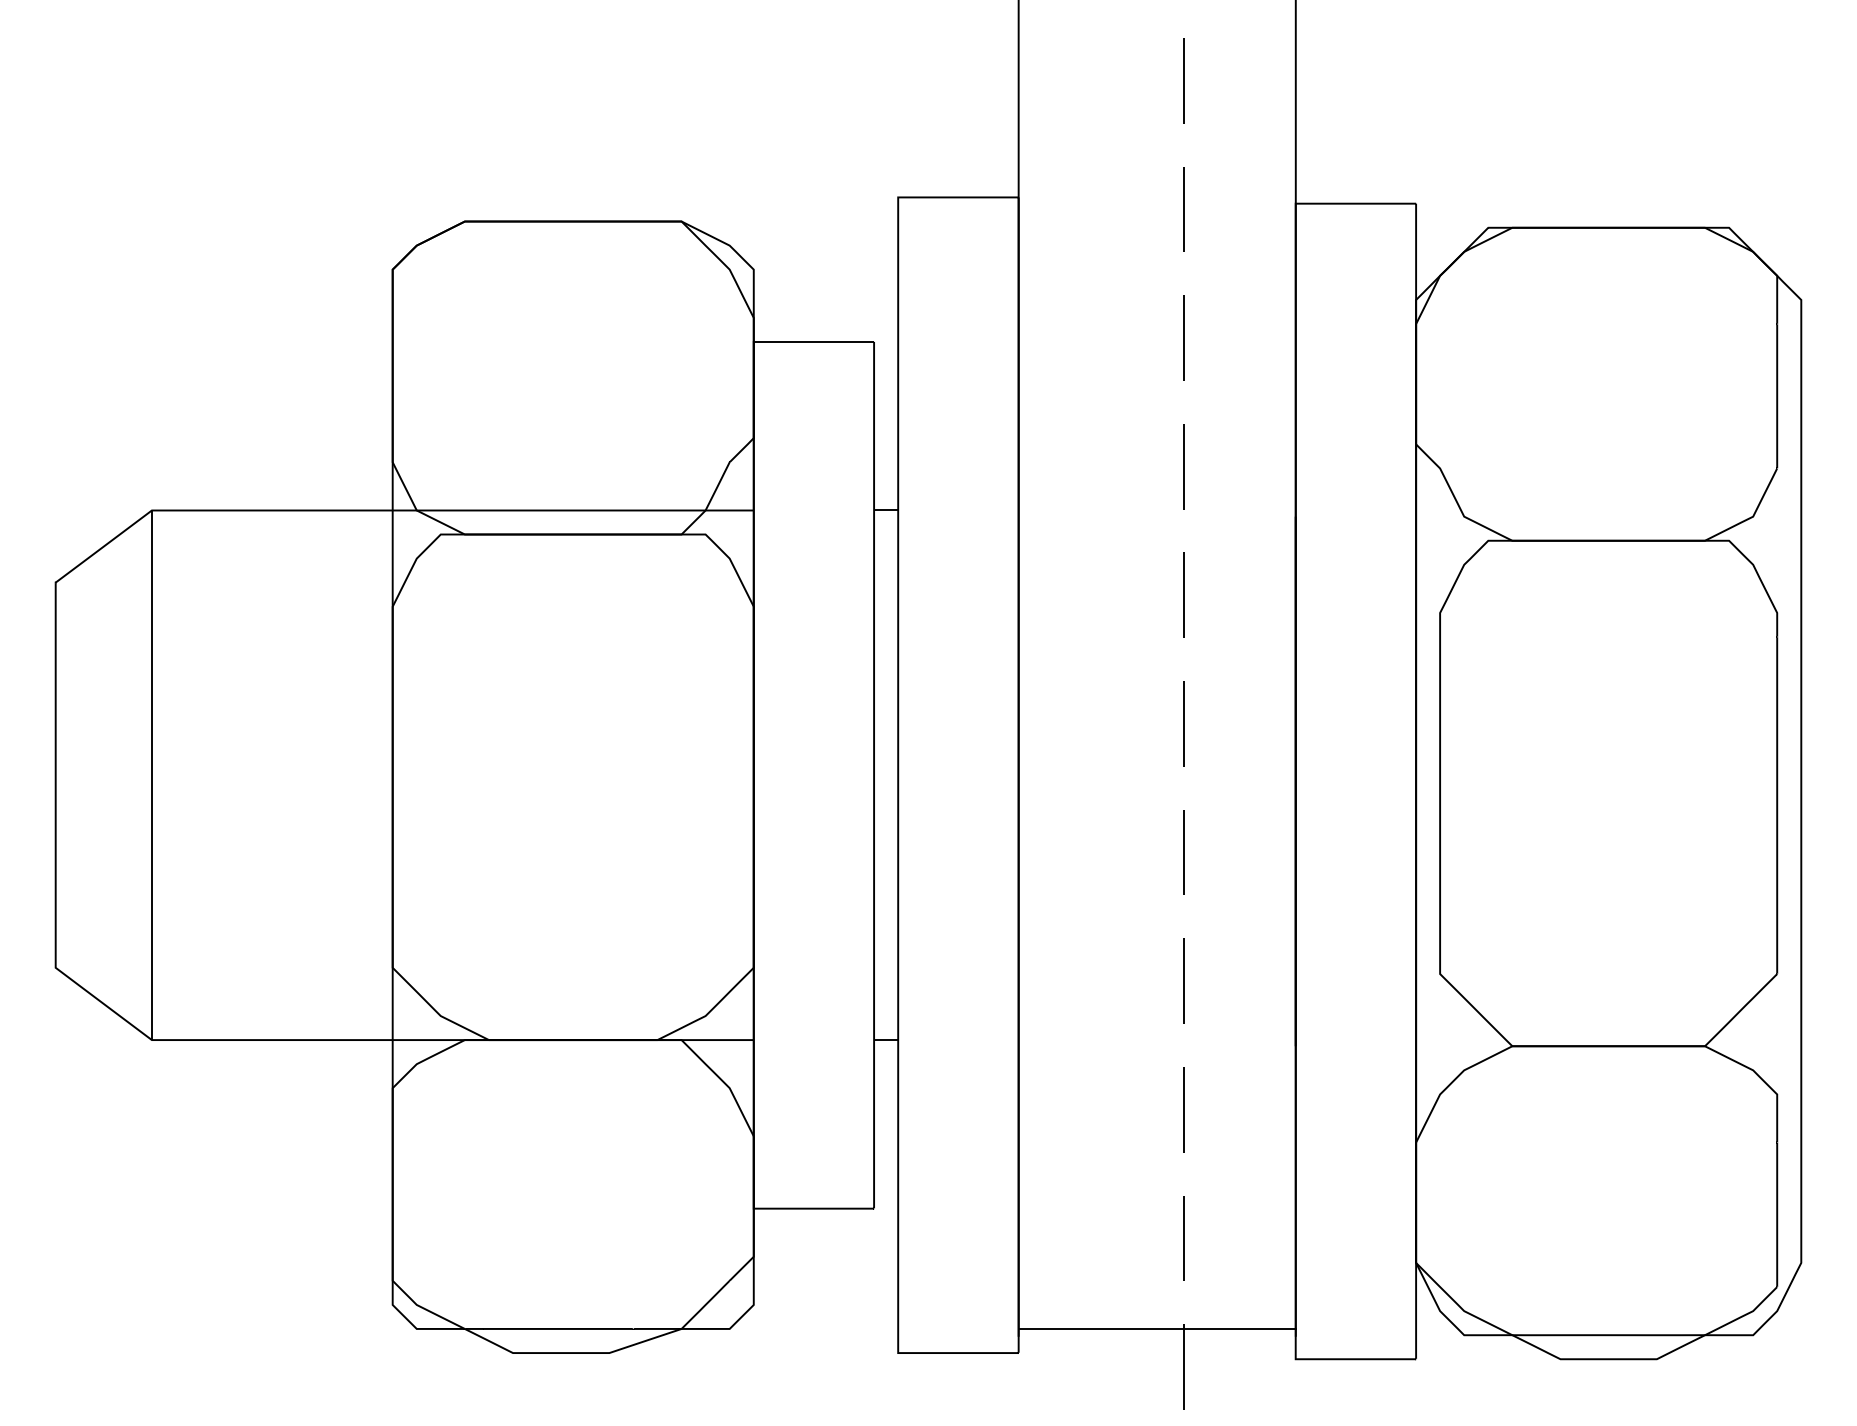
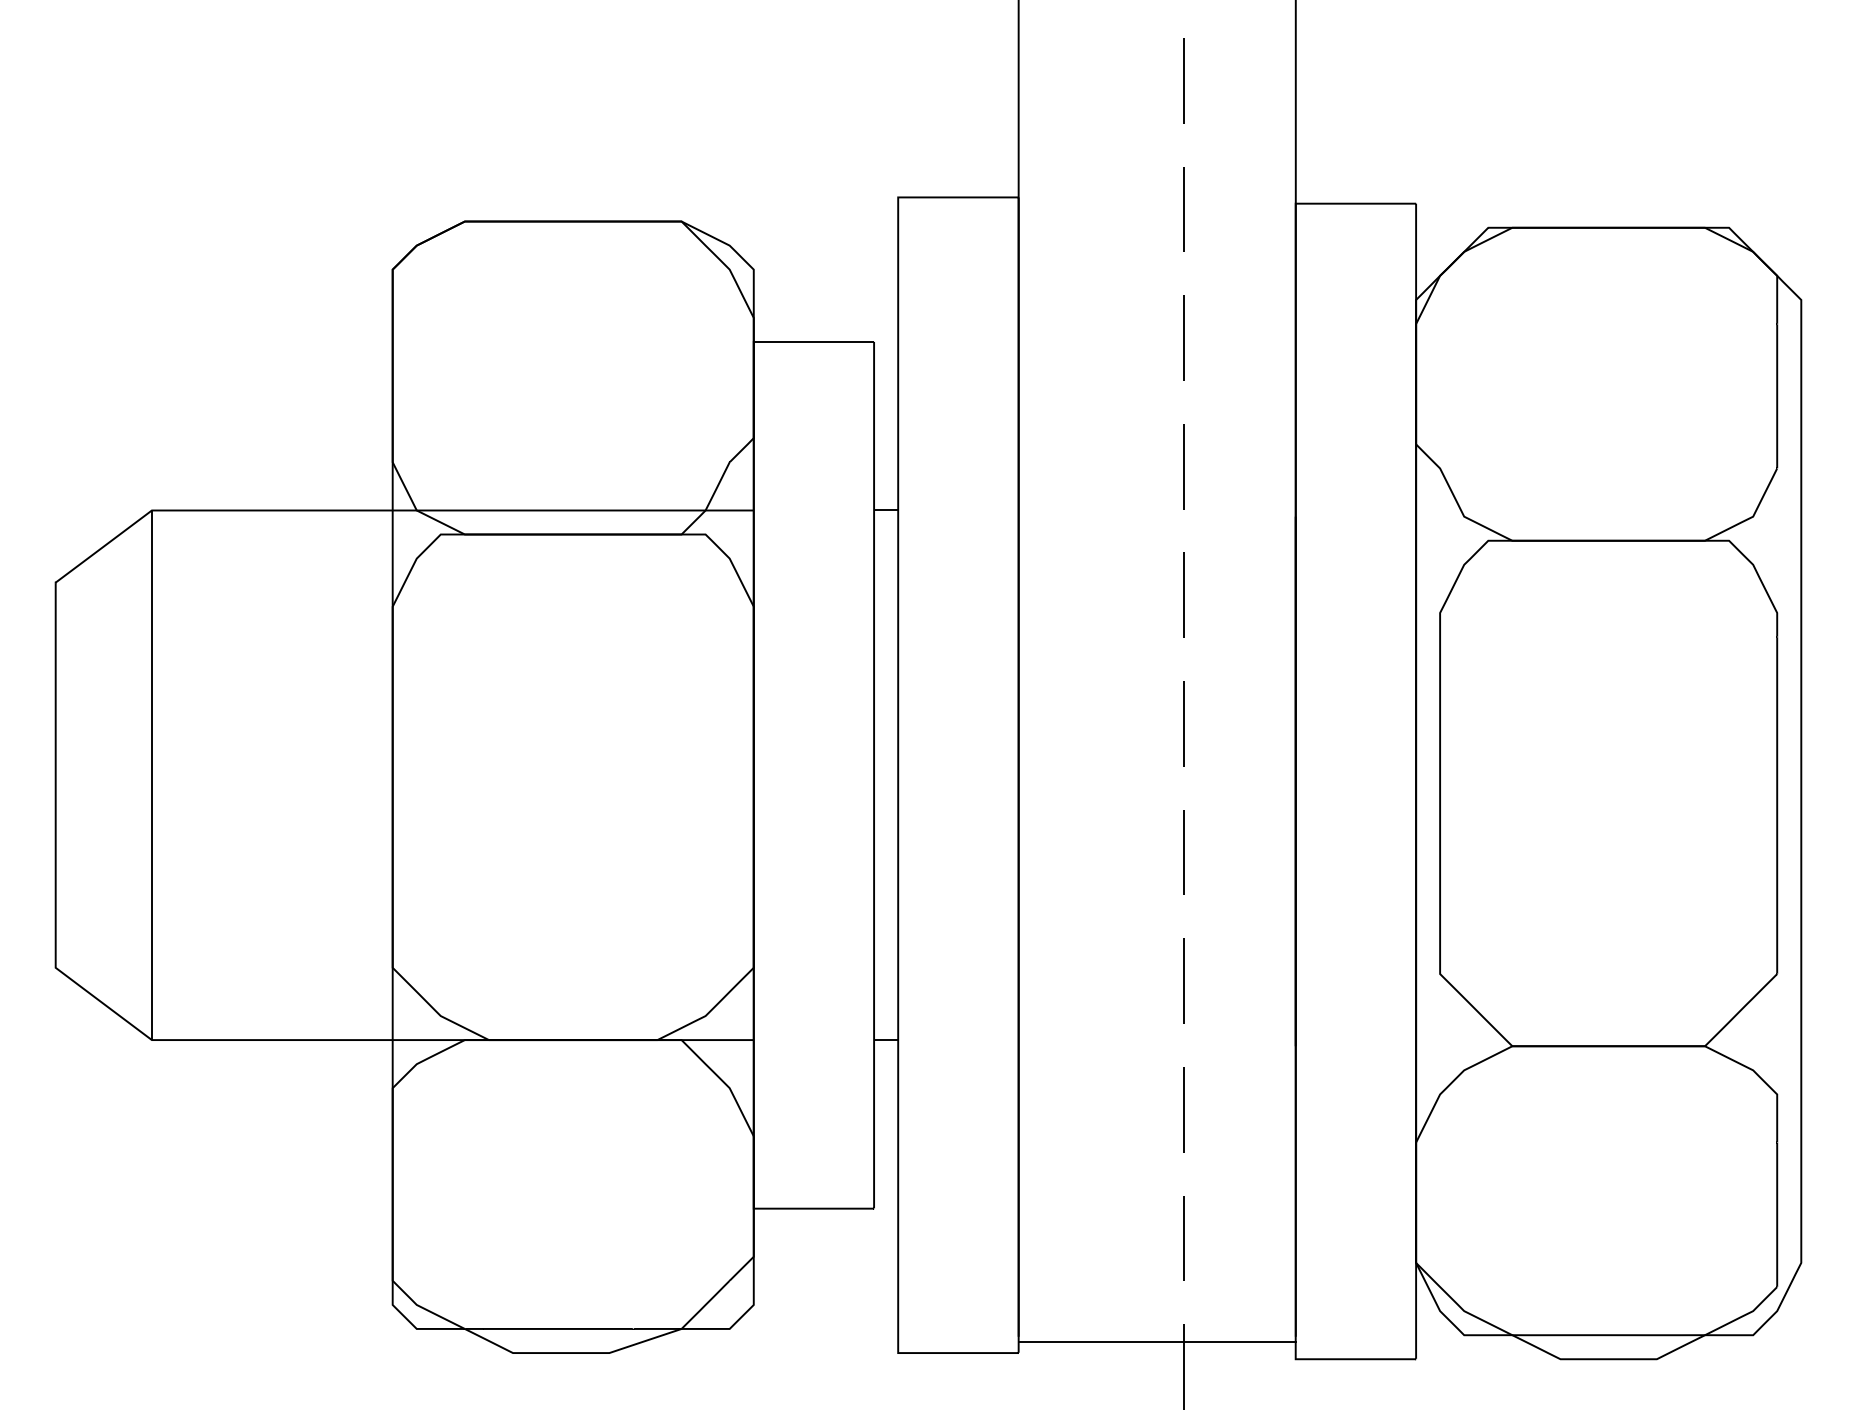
line position: (1156, 1329) -> (1156, 1342) (1156, 1342)
